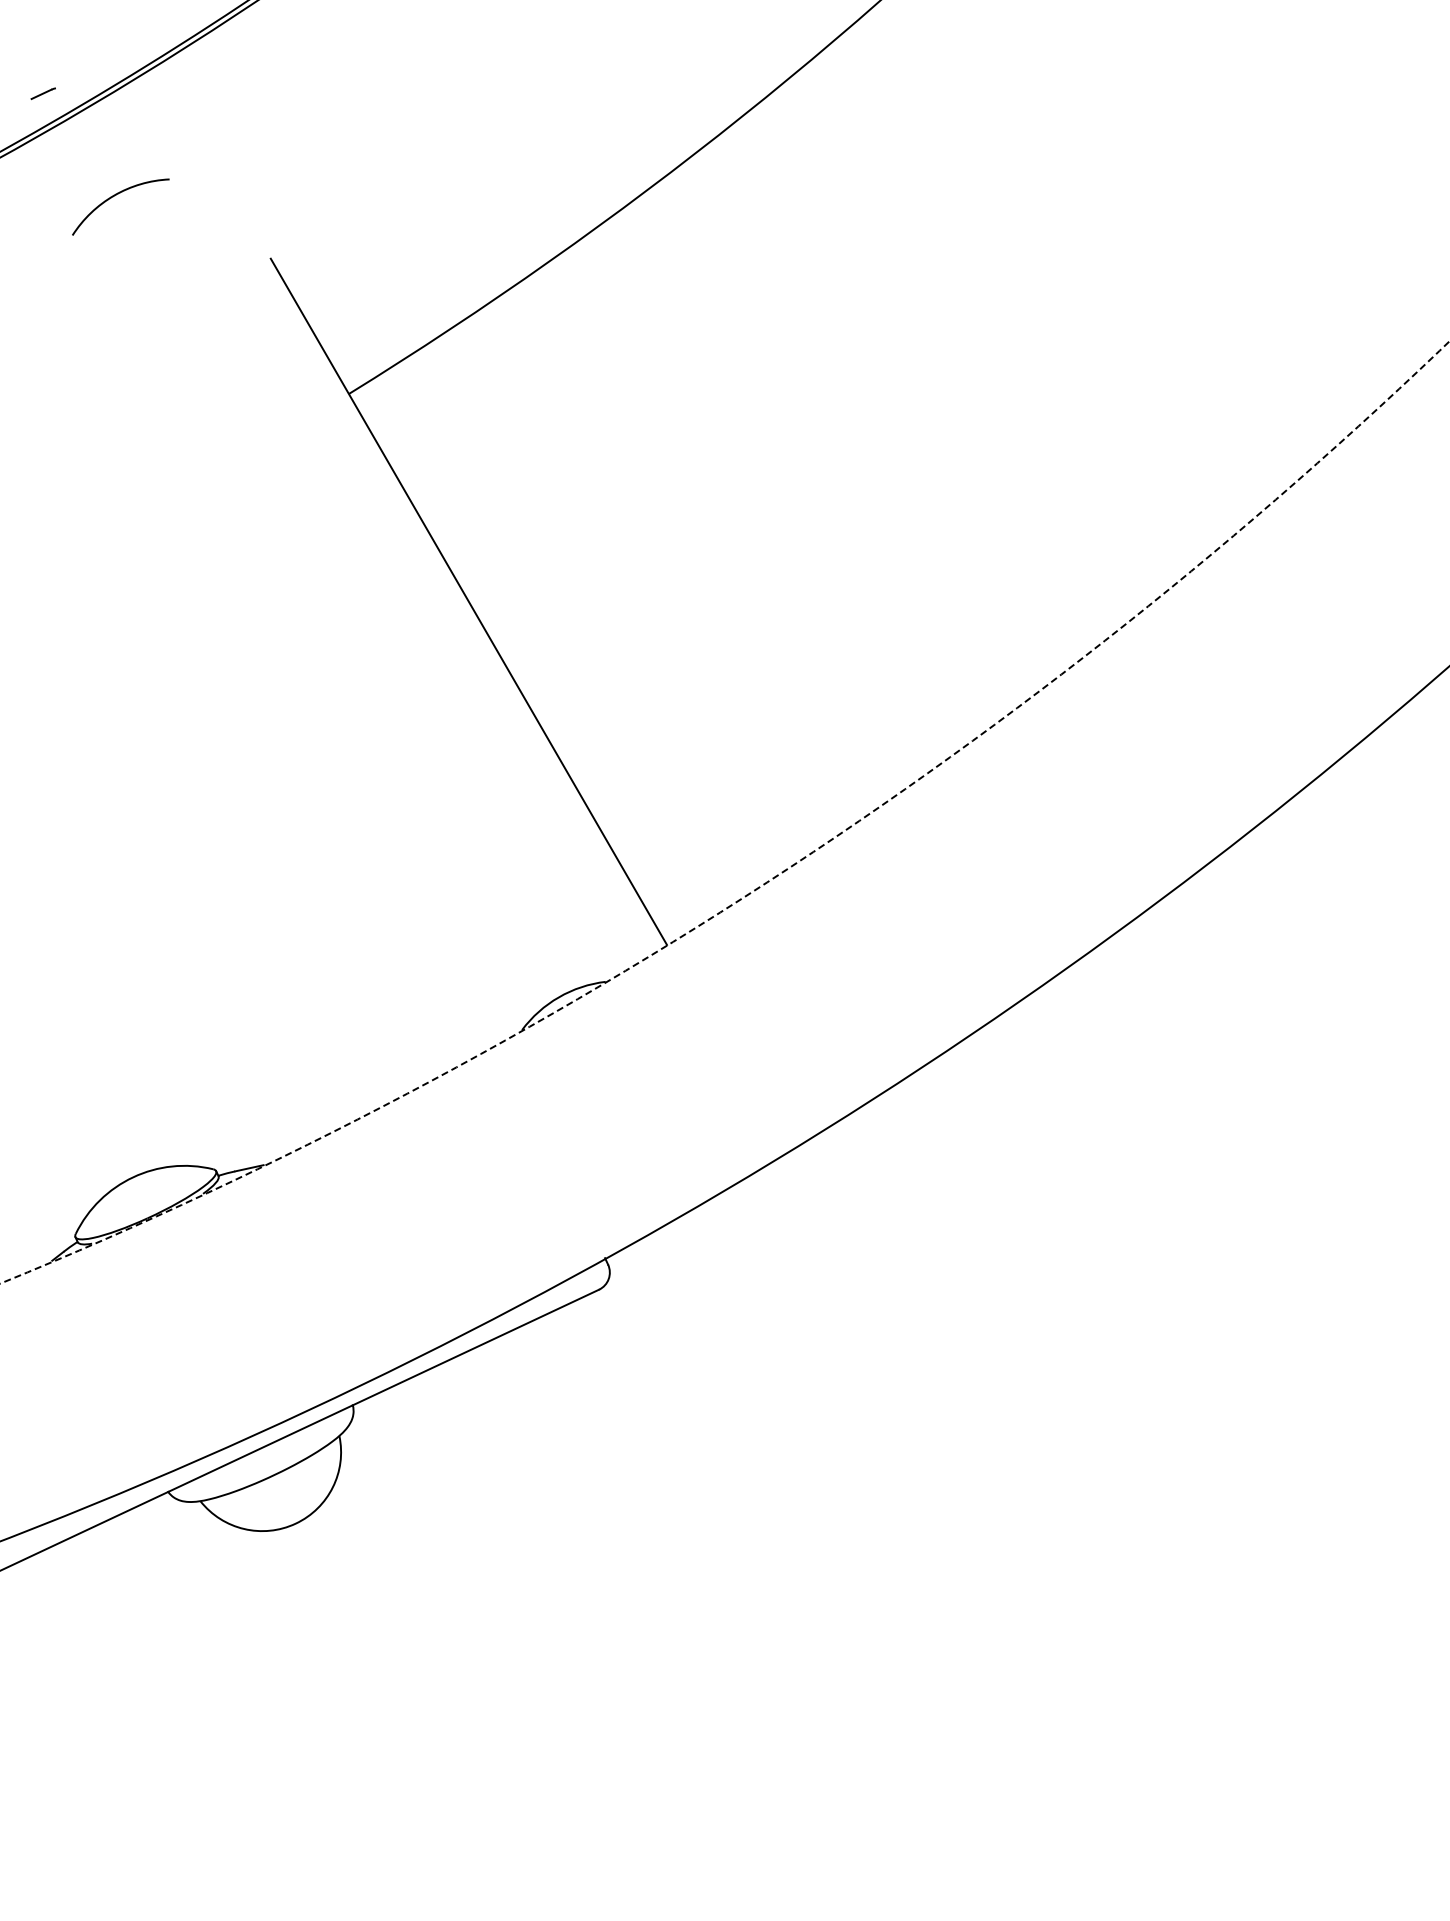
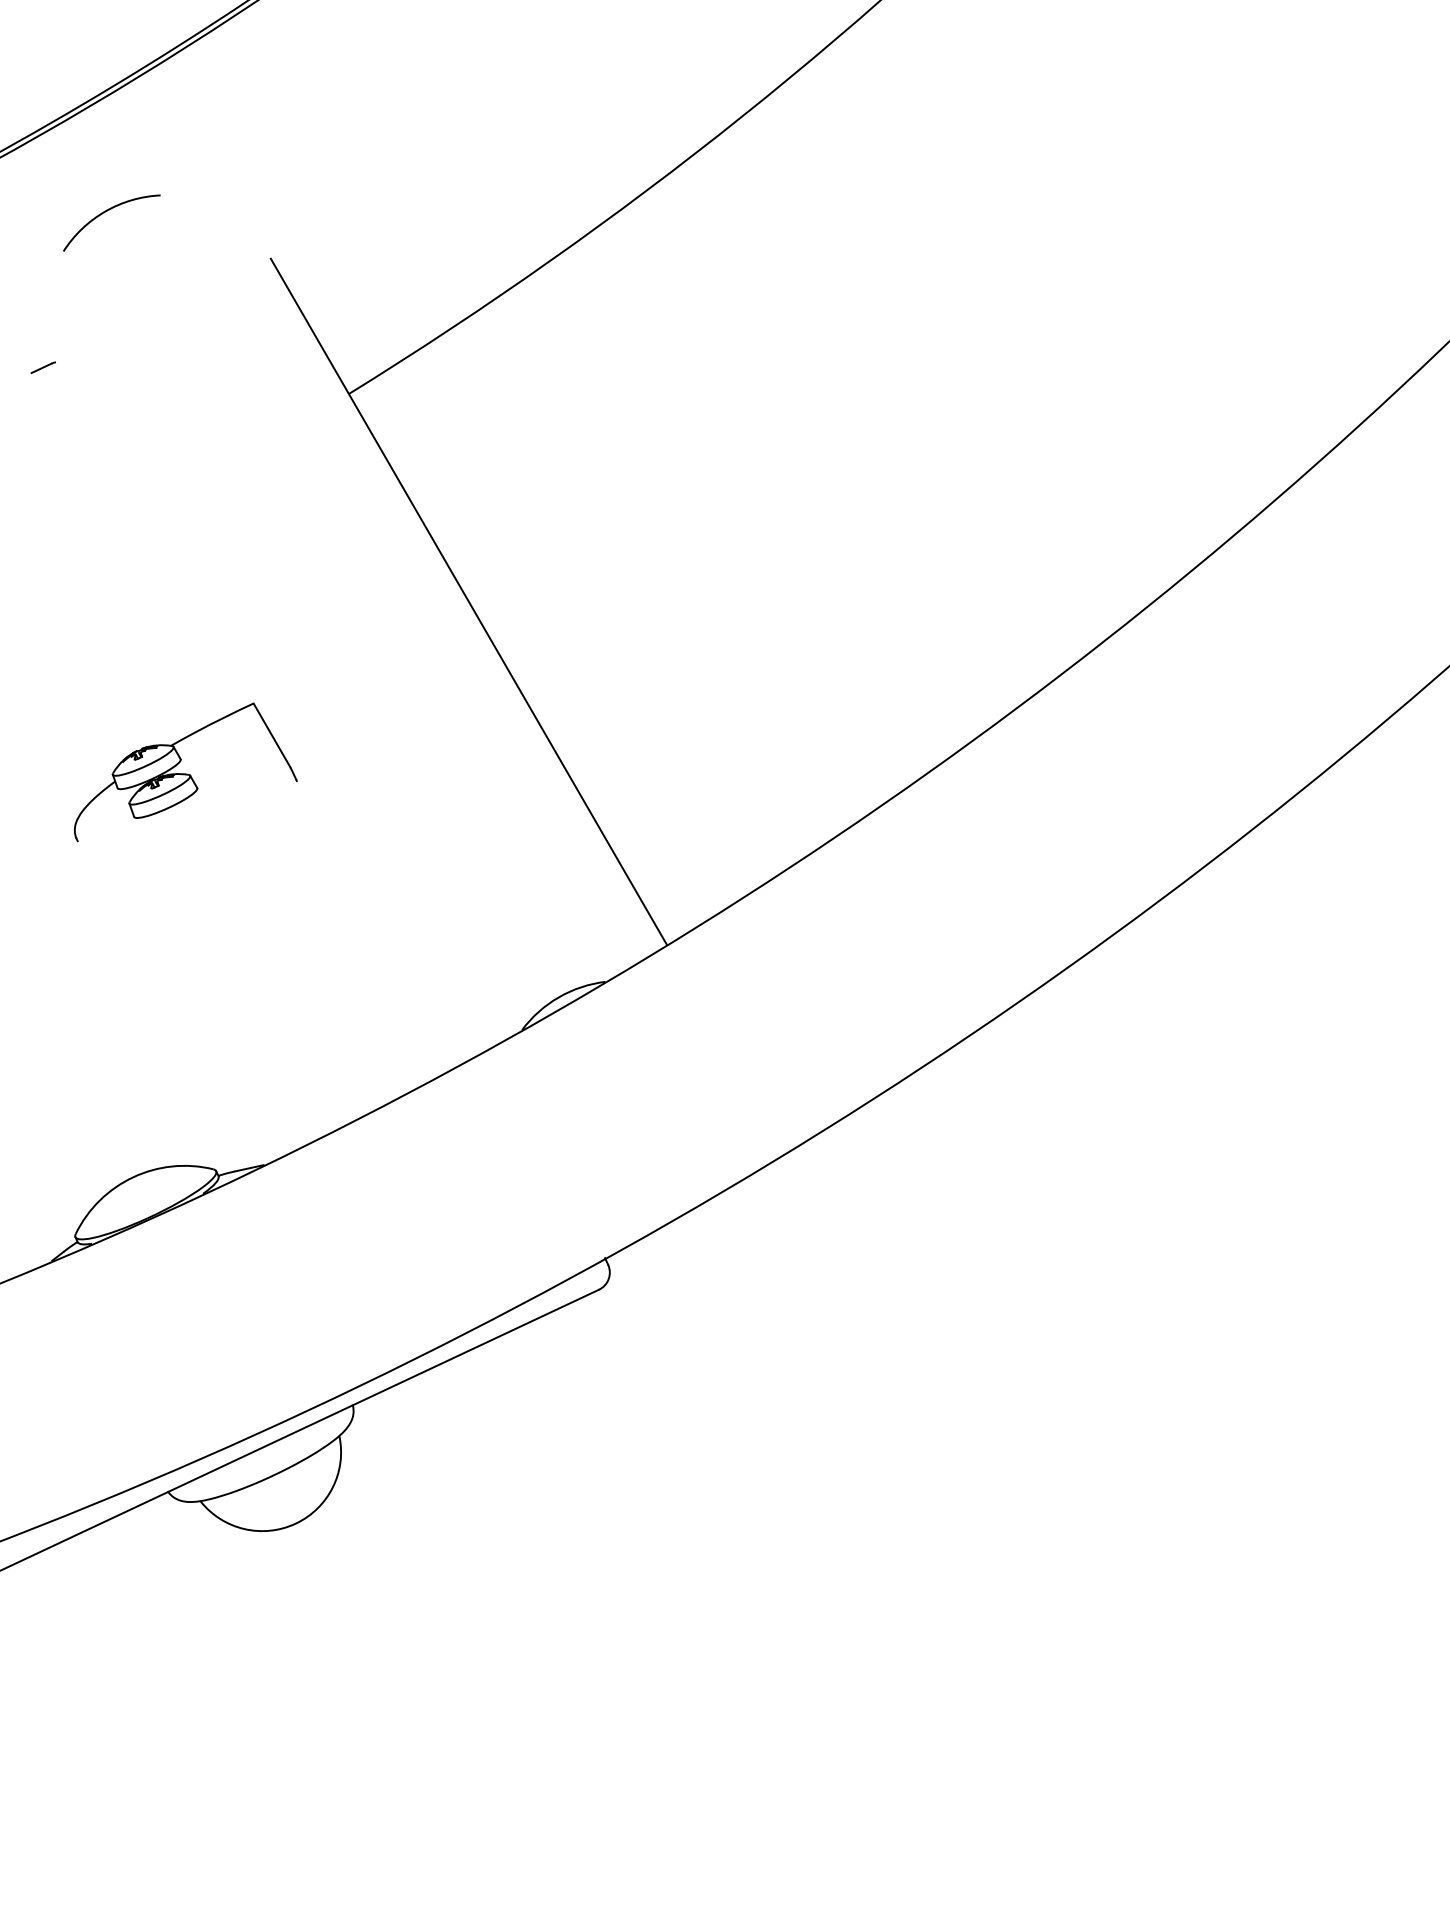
line position: (42, 93) -> (42, 367) (42, 367)
curve position: (113, 197) -> (104, 213) (104, 213)
part: none -> present (185, 772)
circle: dashed -> solid (724, 812)
